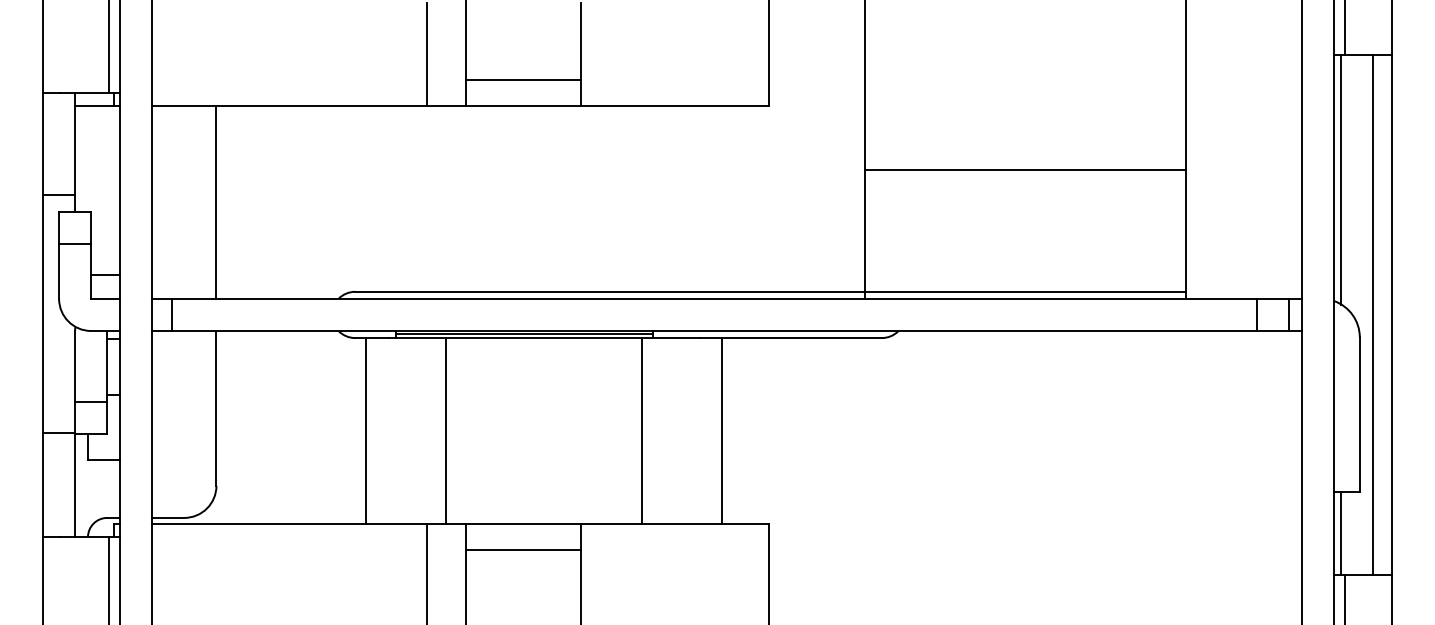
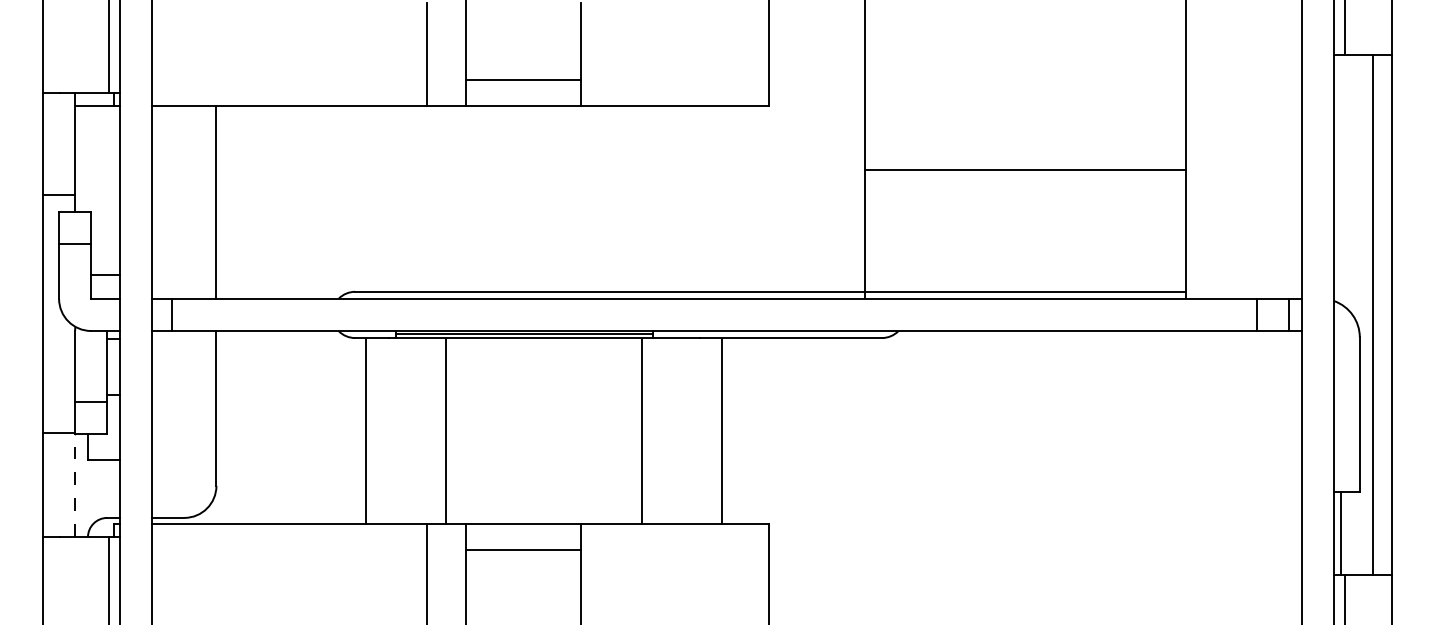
line: present -> none (1340, 179)
line: solid -> dashed (75, 484)
